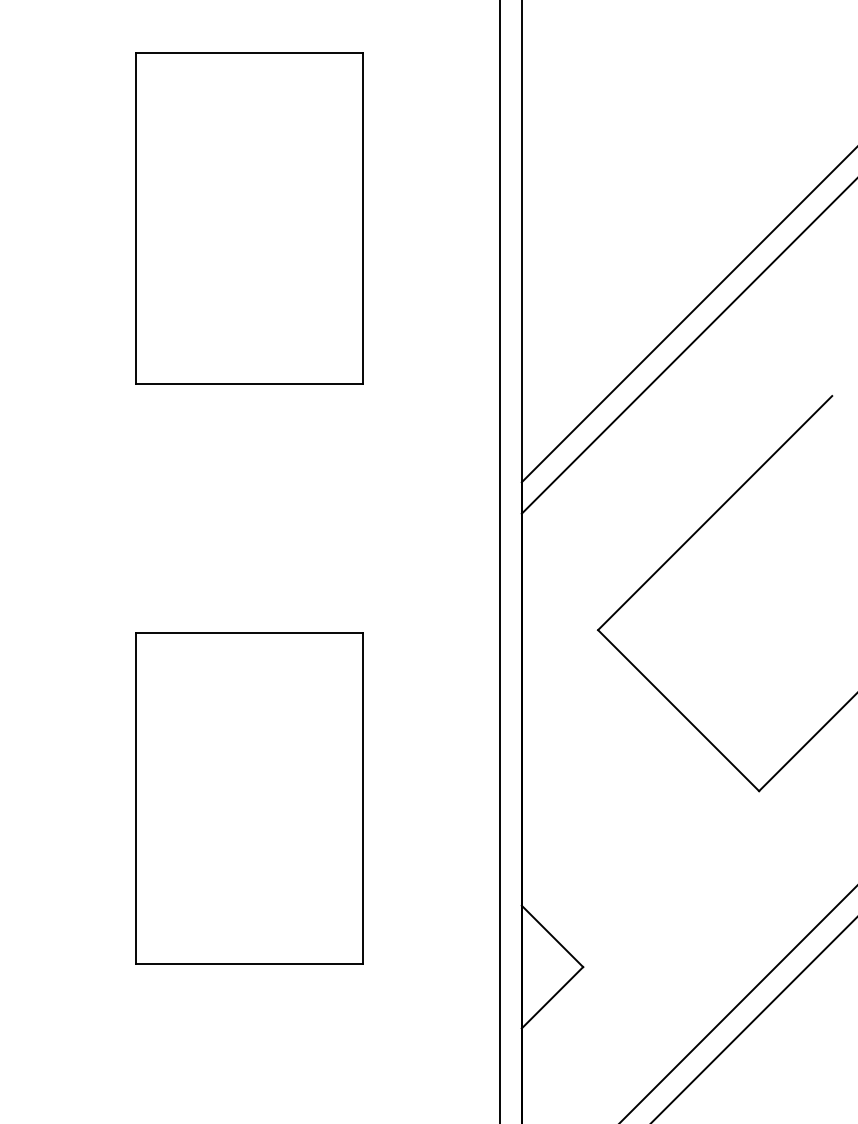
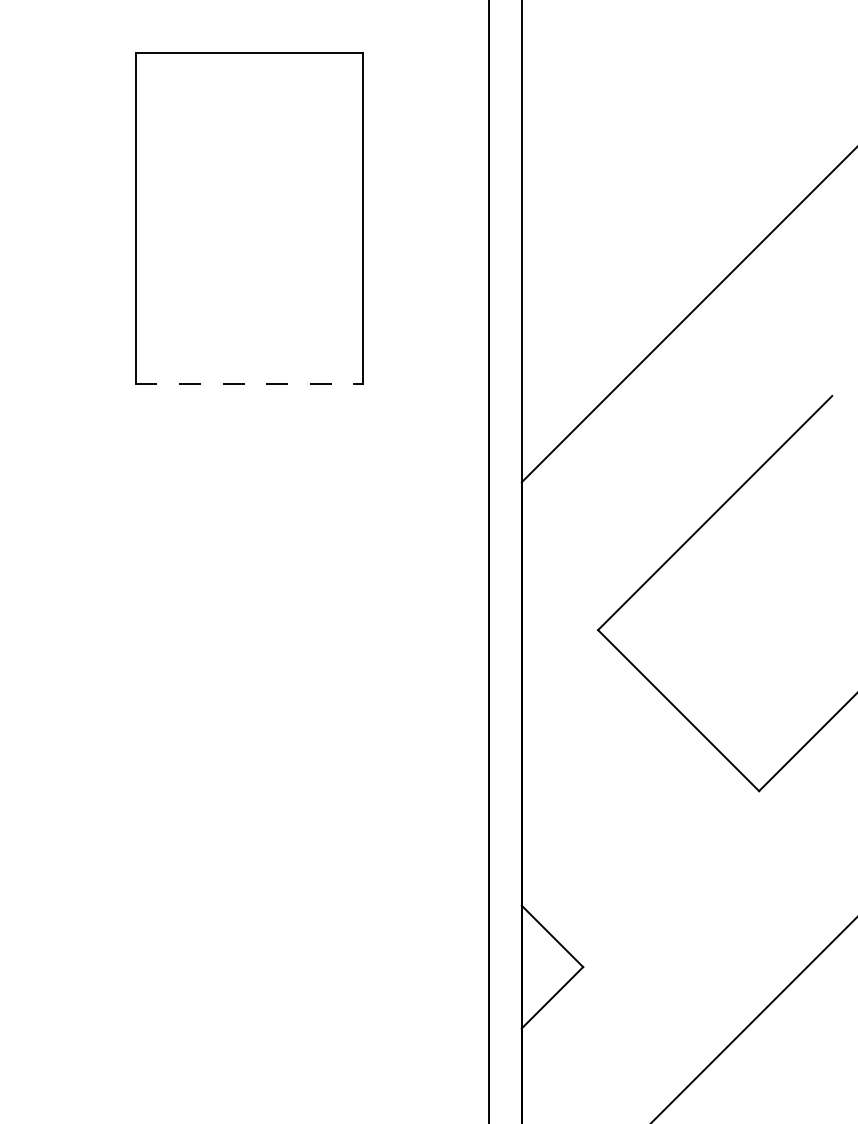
line: present -> none (687, 346)
line: solid -> dashed (249, 384)
line position: (499, 561) -> (488, 561) (488, 561)
part: present -> none (249, 798)
line: present -> none (738, 1004)
